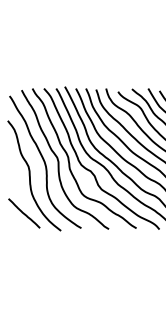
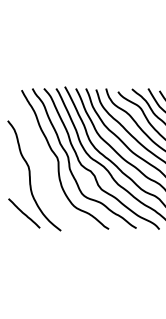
curve: present -> none (45, 161)
